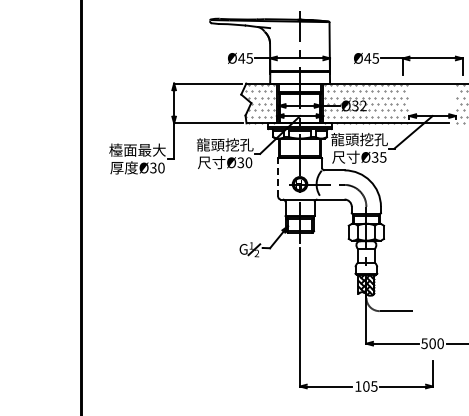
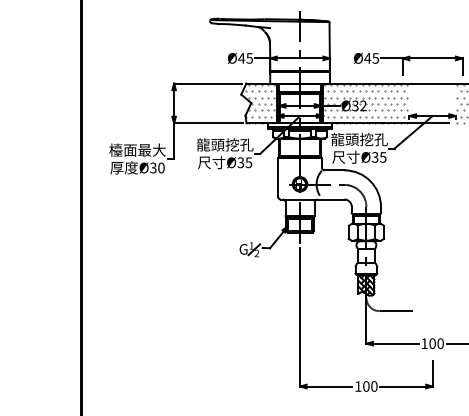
text: 30 -> 35 (248, 162)
line: dashed -> solid (278, 177)
text: 500 -> 100 (424, 343)
text: 105 -> 100 (374, 386)
